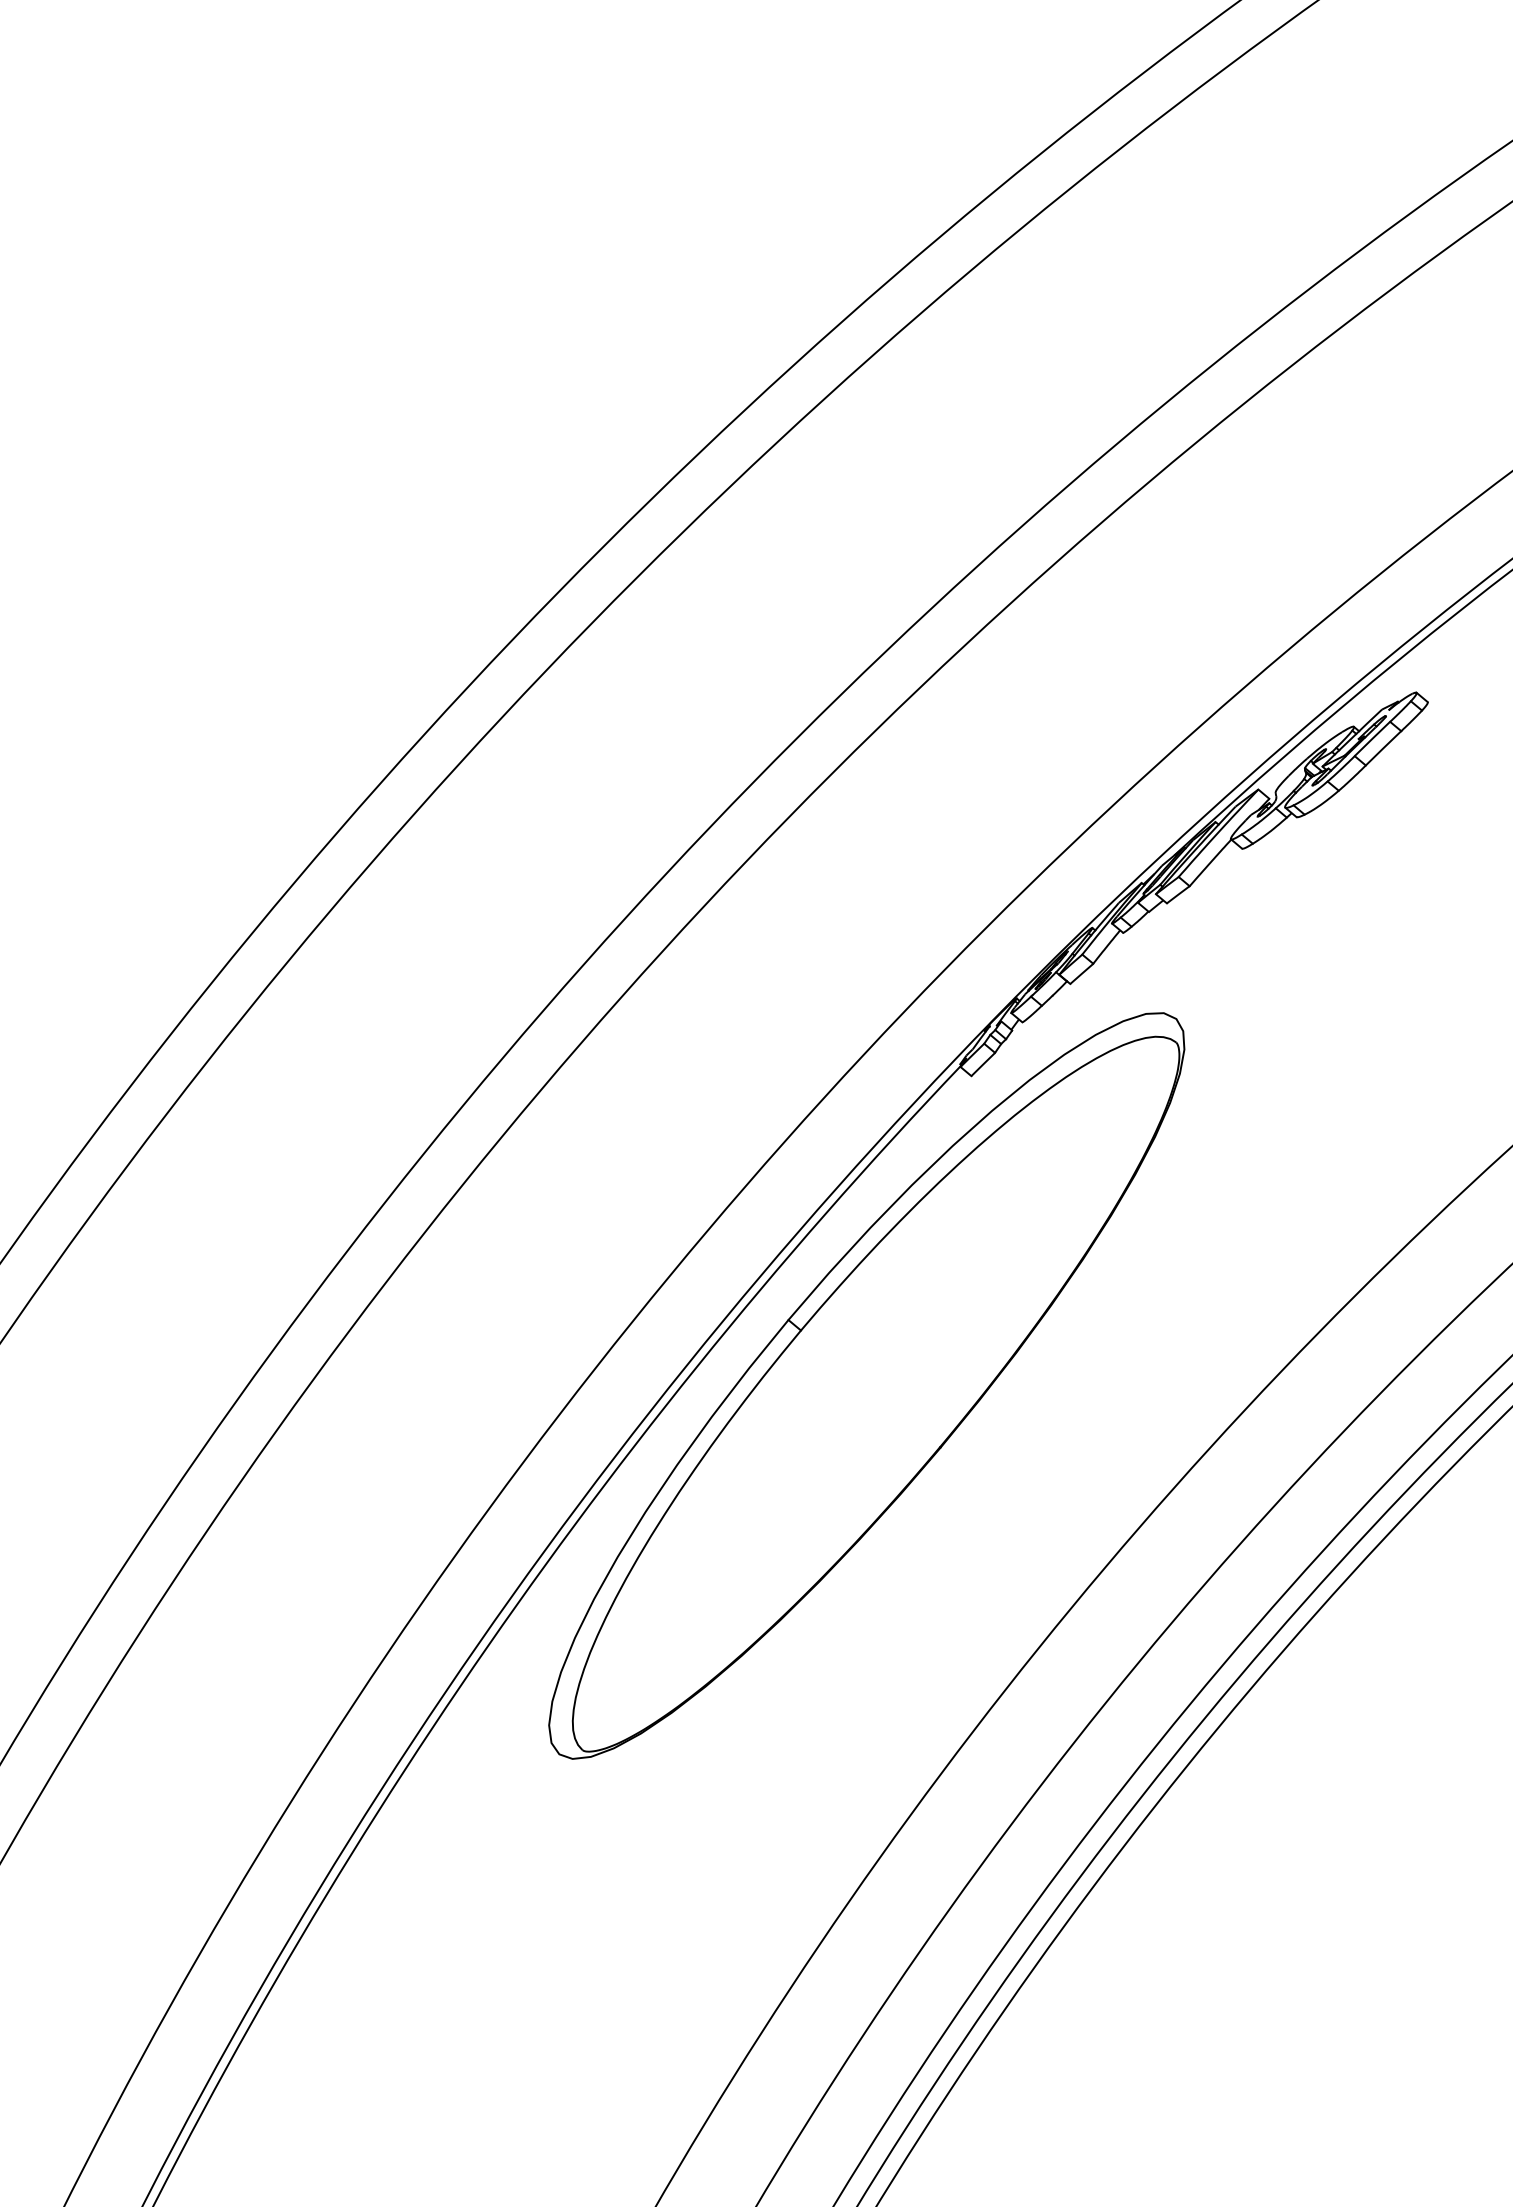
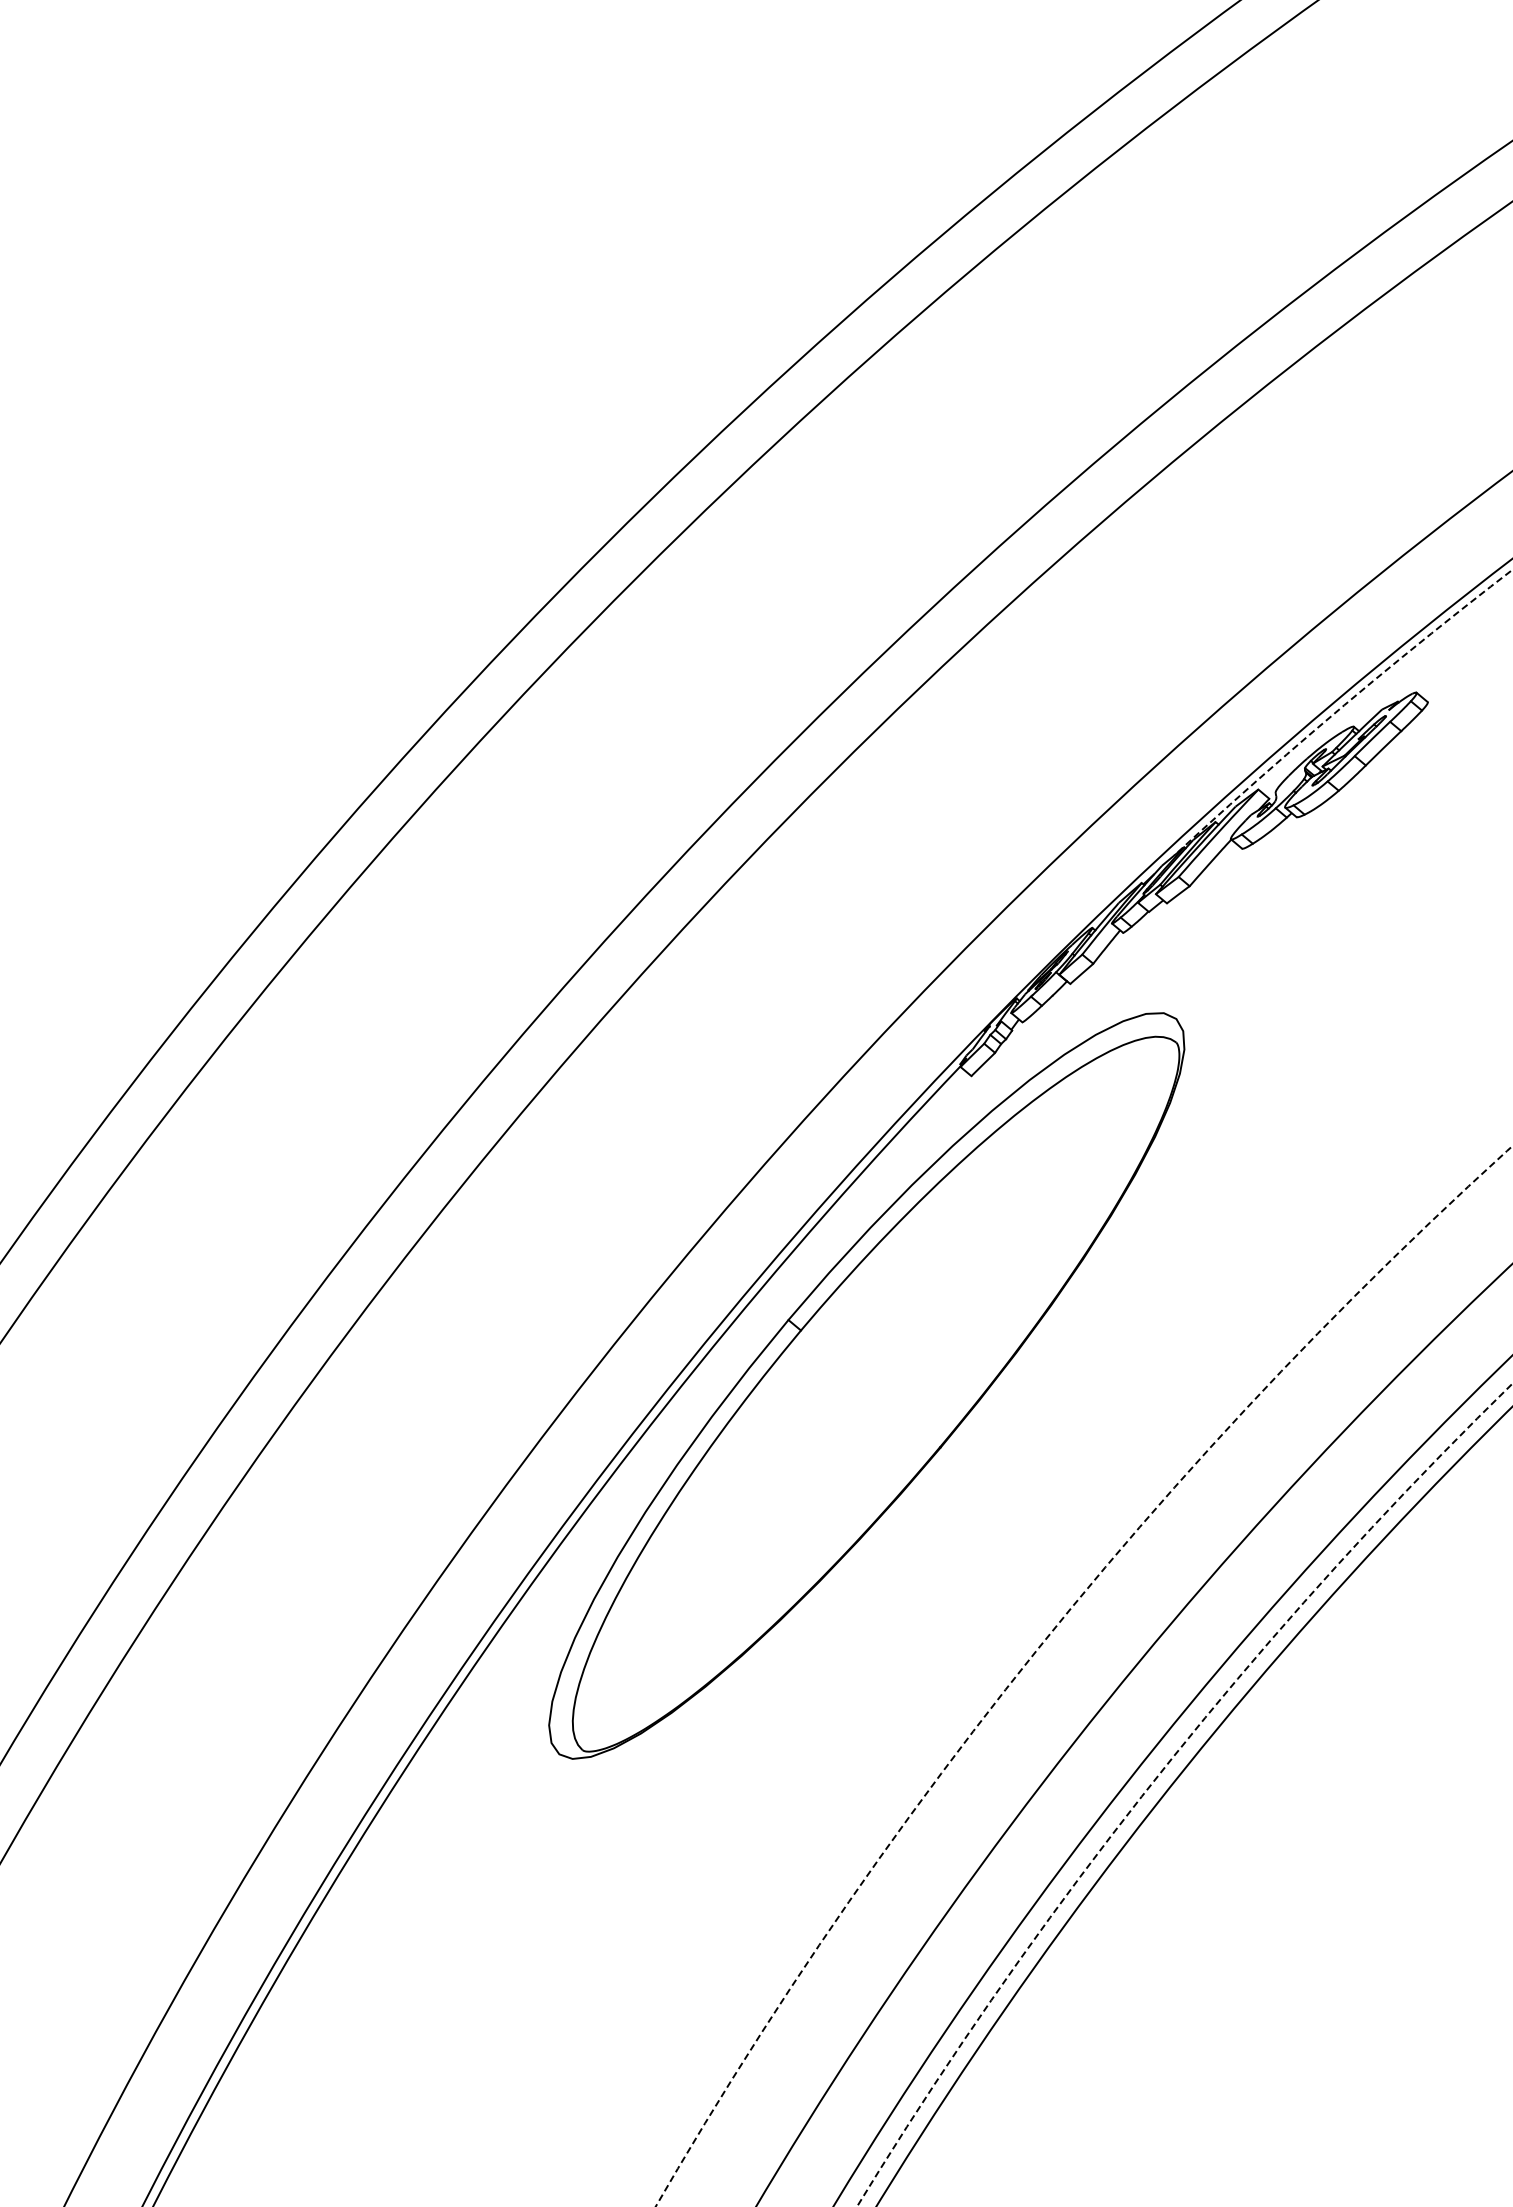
arc: solid -> dashed (1340, 708)
circle: solid -> dashed (1083, 1676)
circle: solid -> dashed (1184, 1794)
